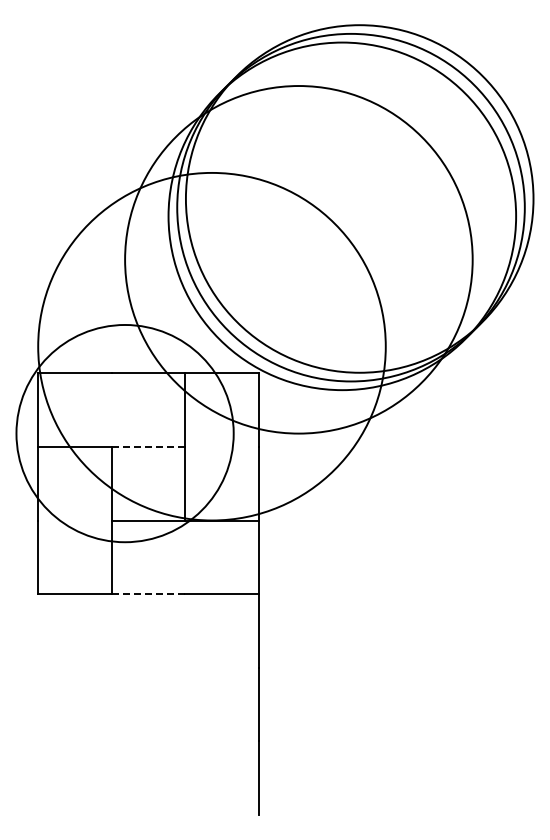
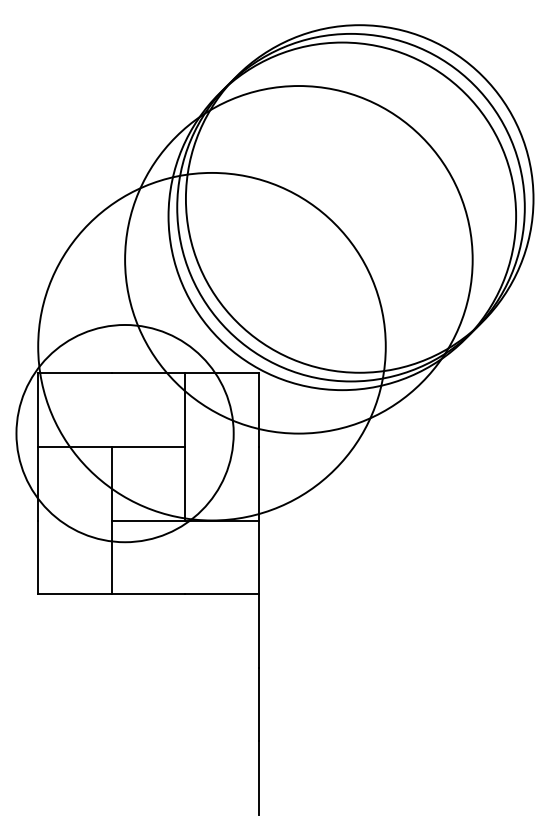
line: dashed -> solid (148, 446)
line: dashed -> solid (148, 594)
